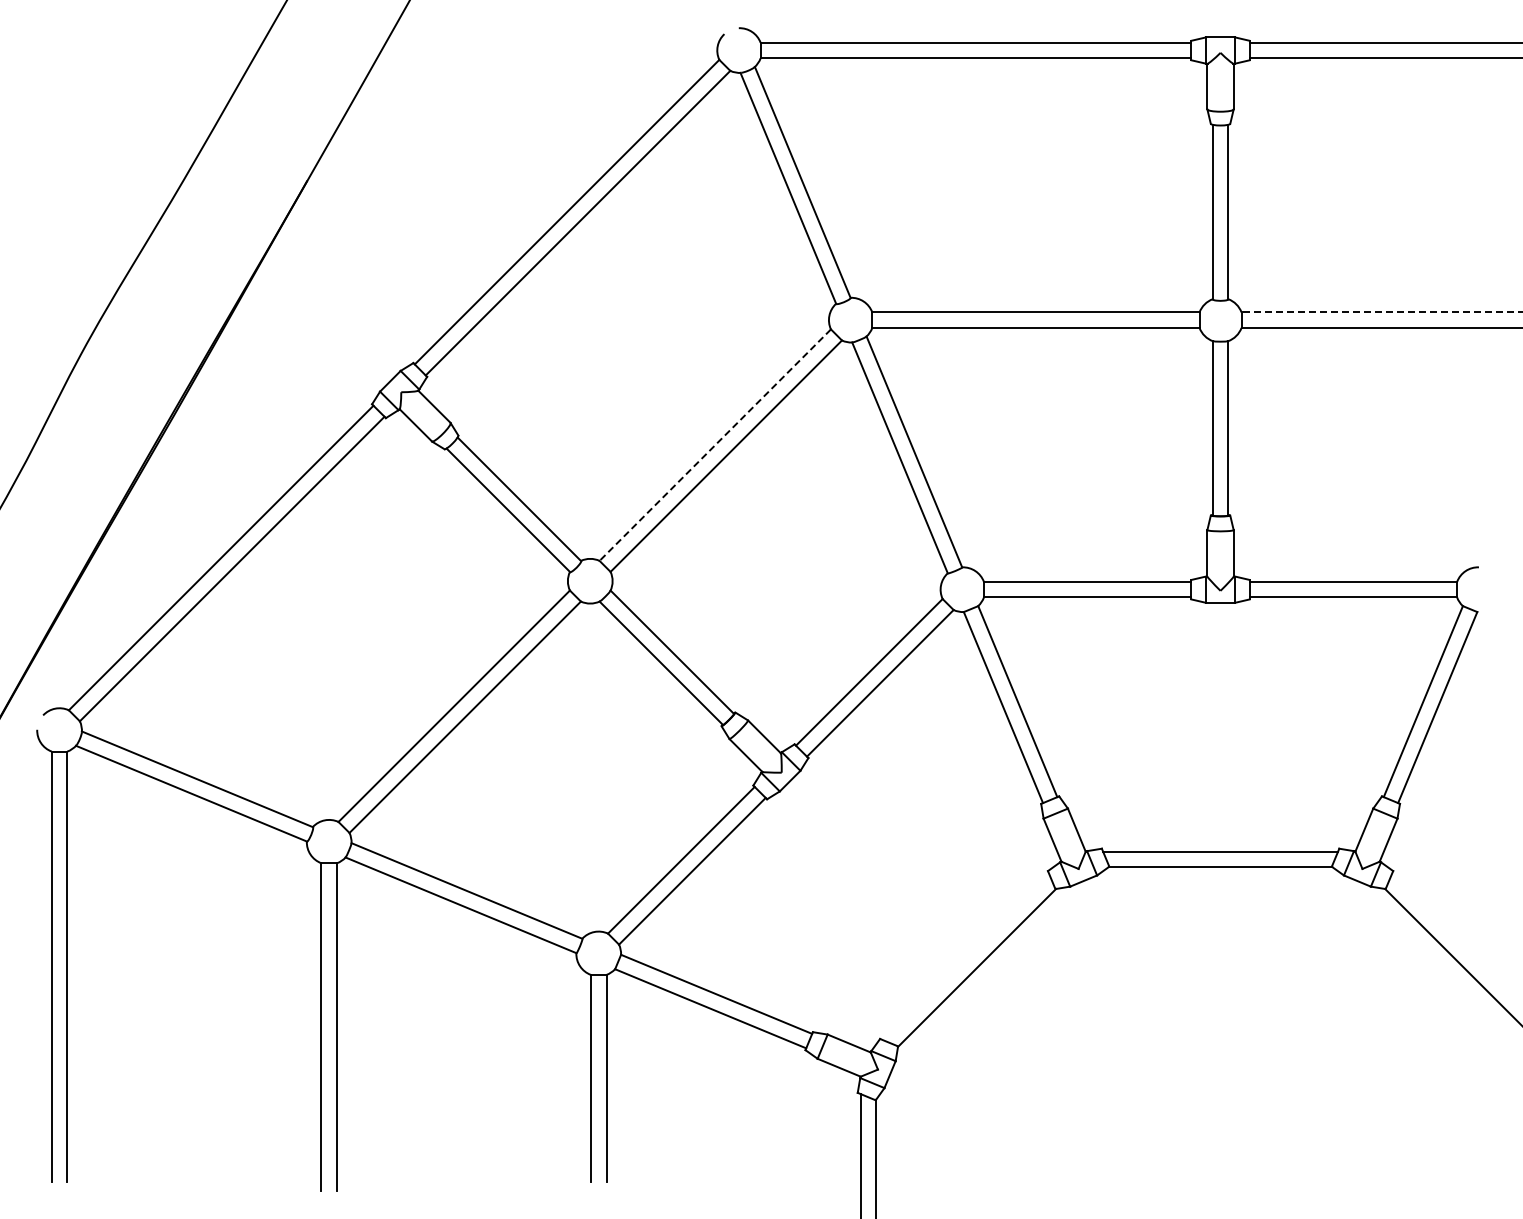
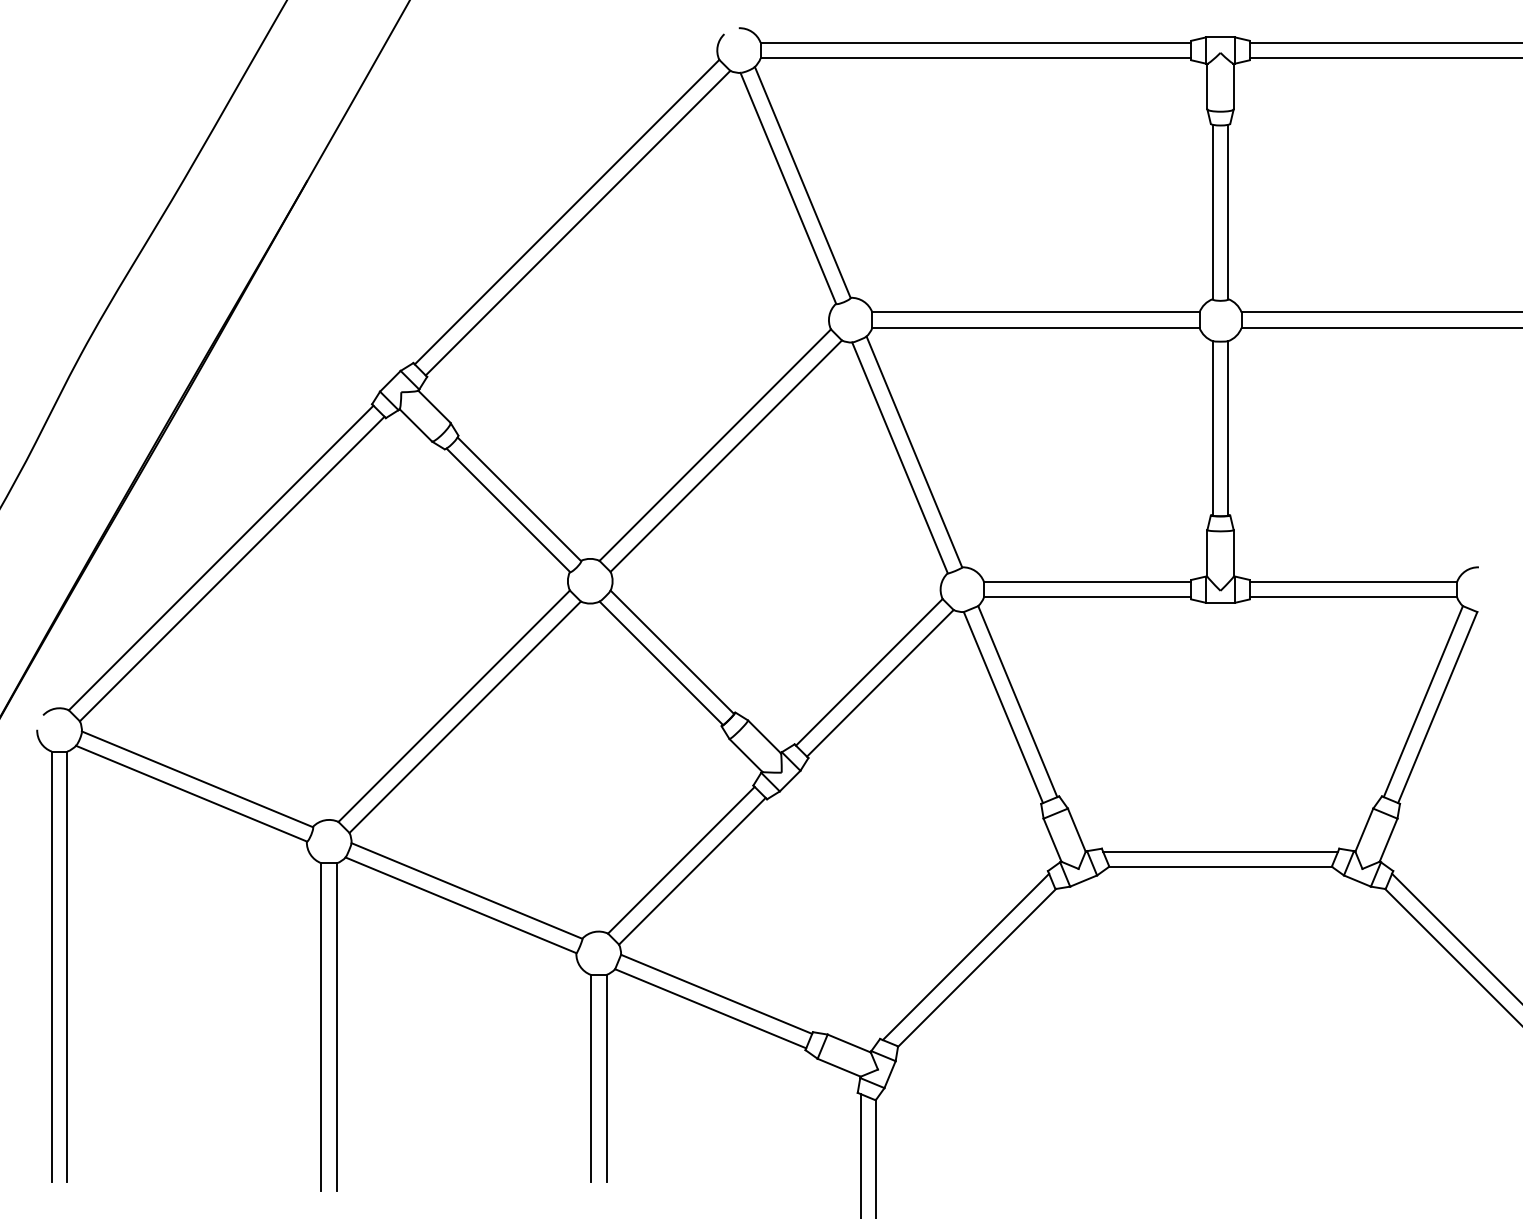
line: dashed -> solid (1382, 312)
line: dashed -> solid (715, 445)
line: none -> present (1455, 937)
line: none -> present (965, 956)
